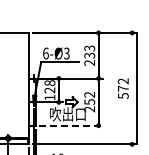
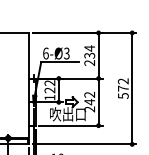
text: 233 -> 234 (89, 48)
text: 128 -> 122 (49, 83)
line position: (137, 88) -> (132, 88) (132, 88)
text: 252 -> 242 (89, 101)
line: dashed -> solid (70, 125)
